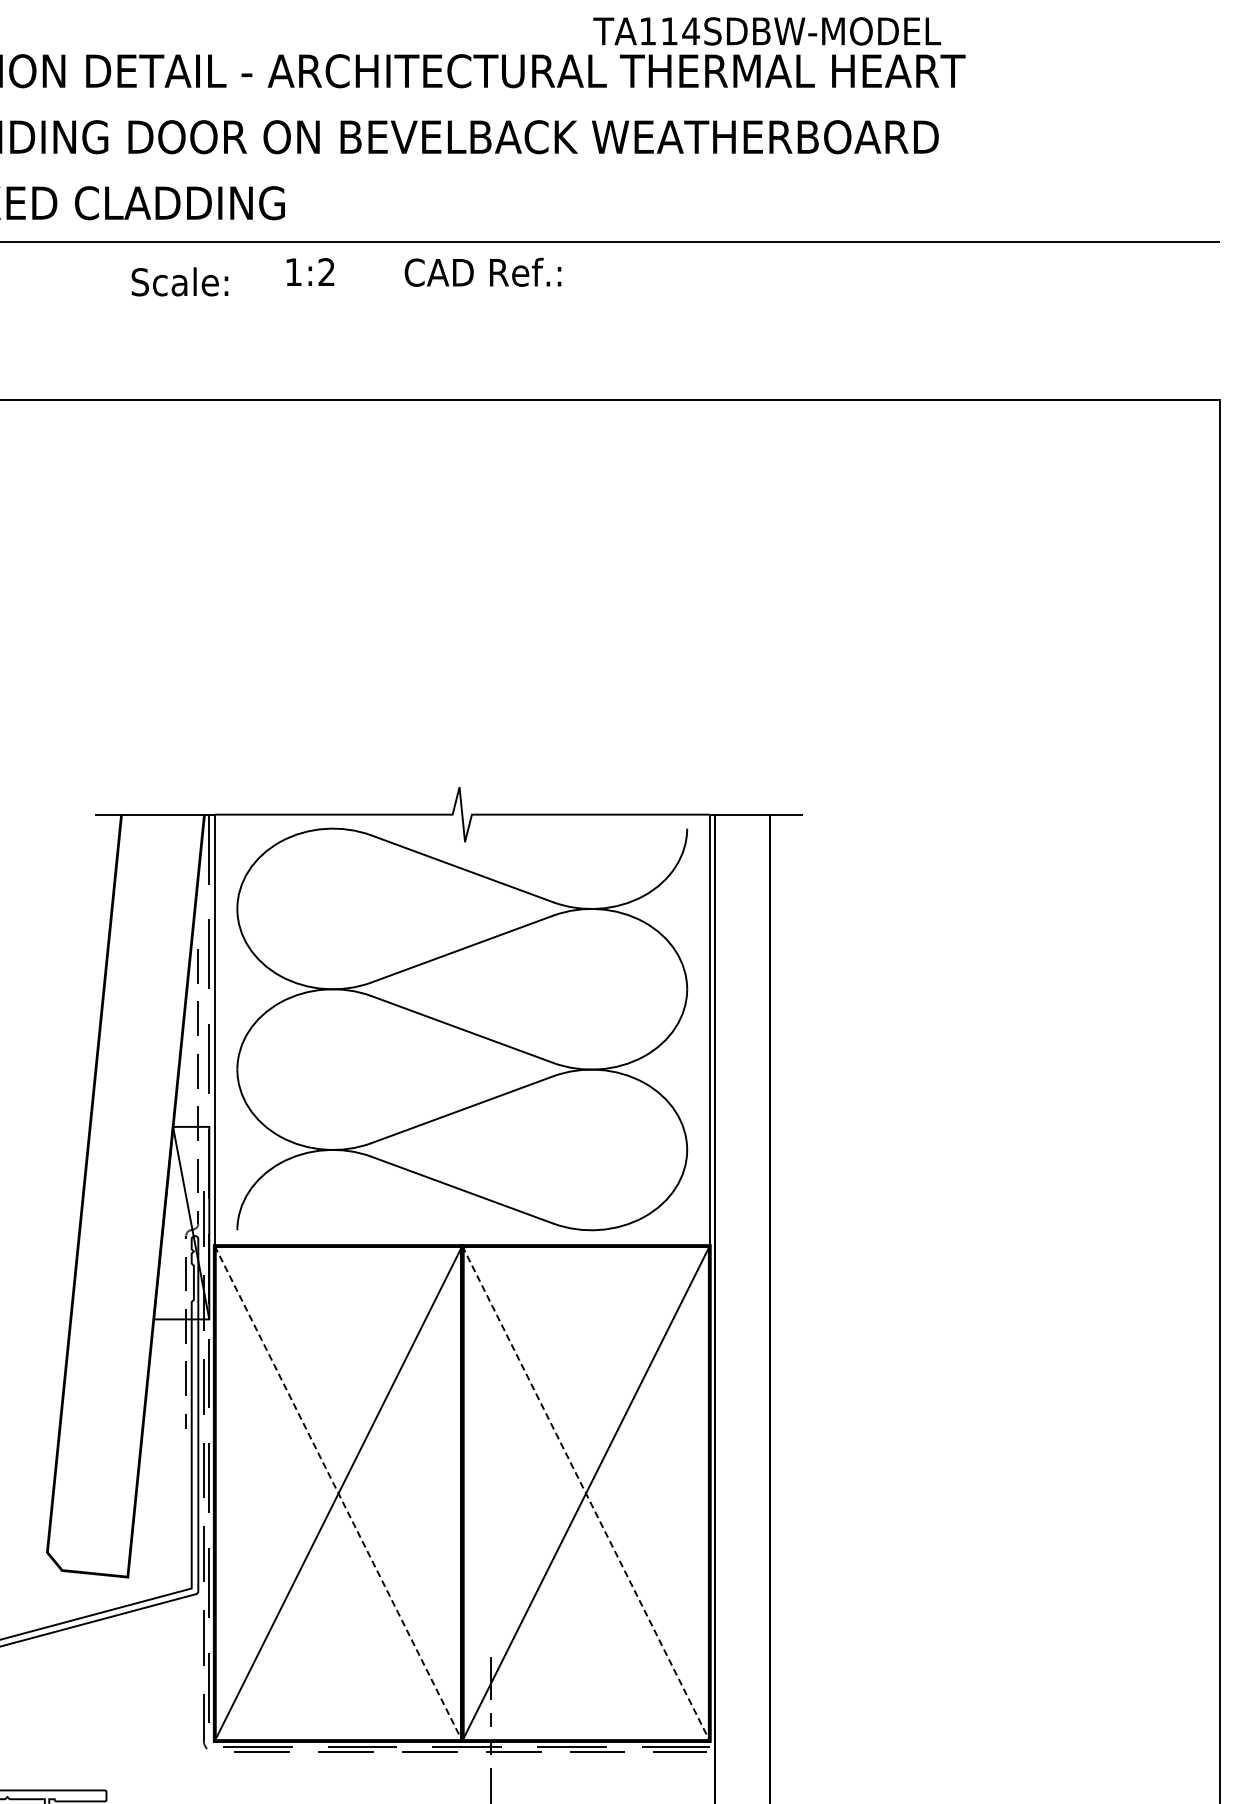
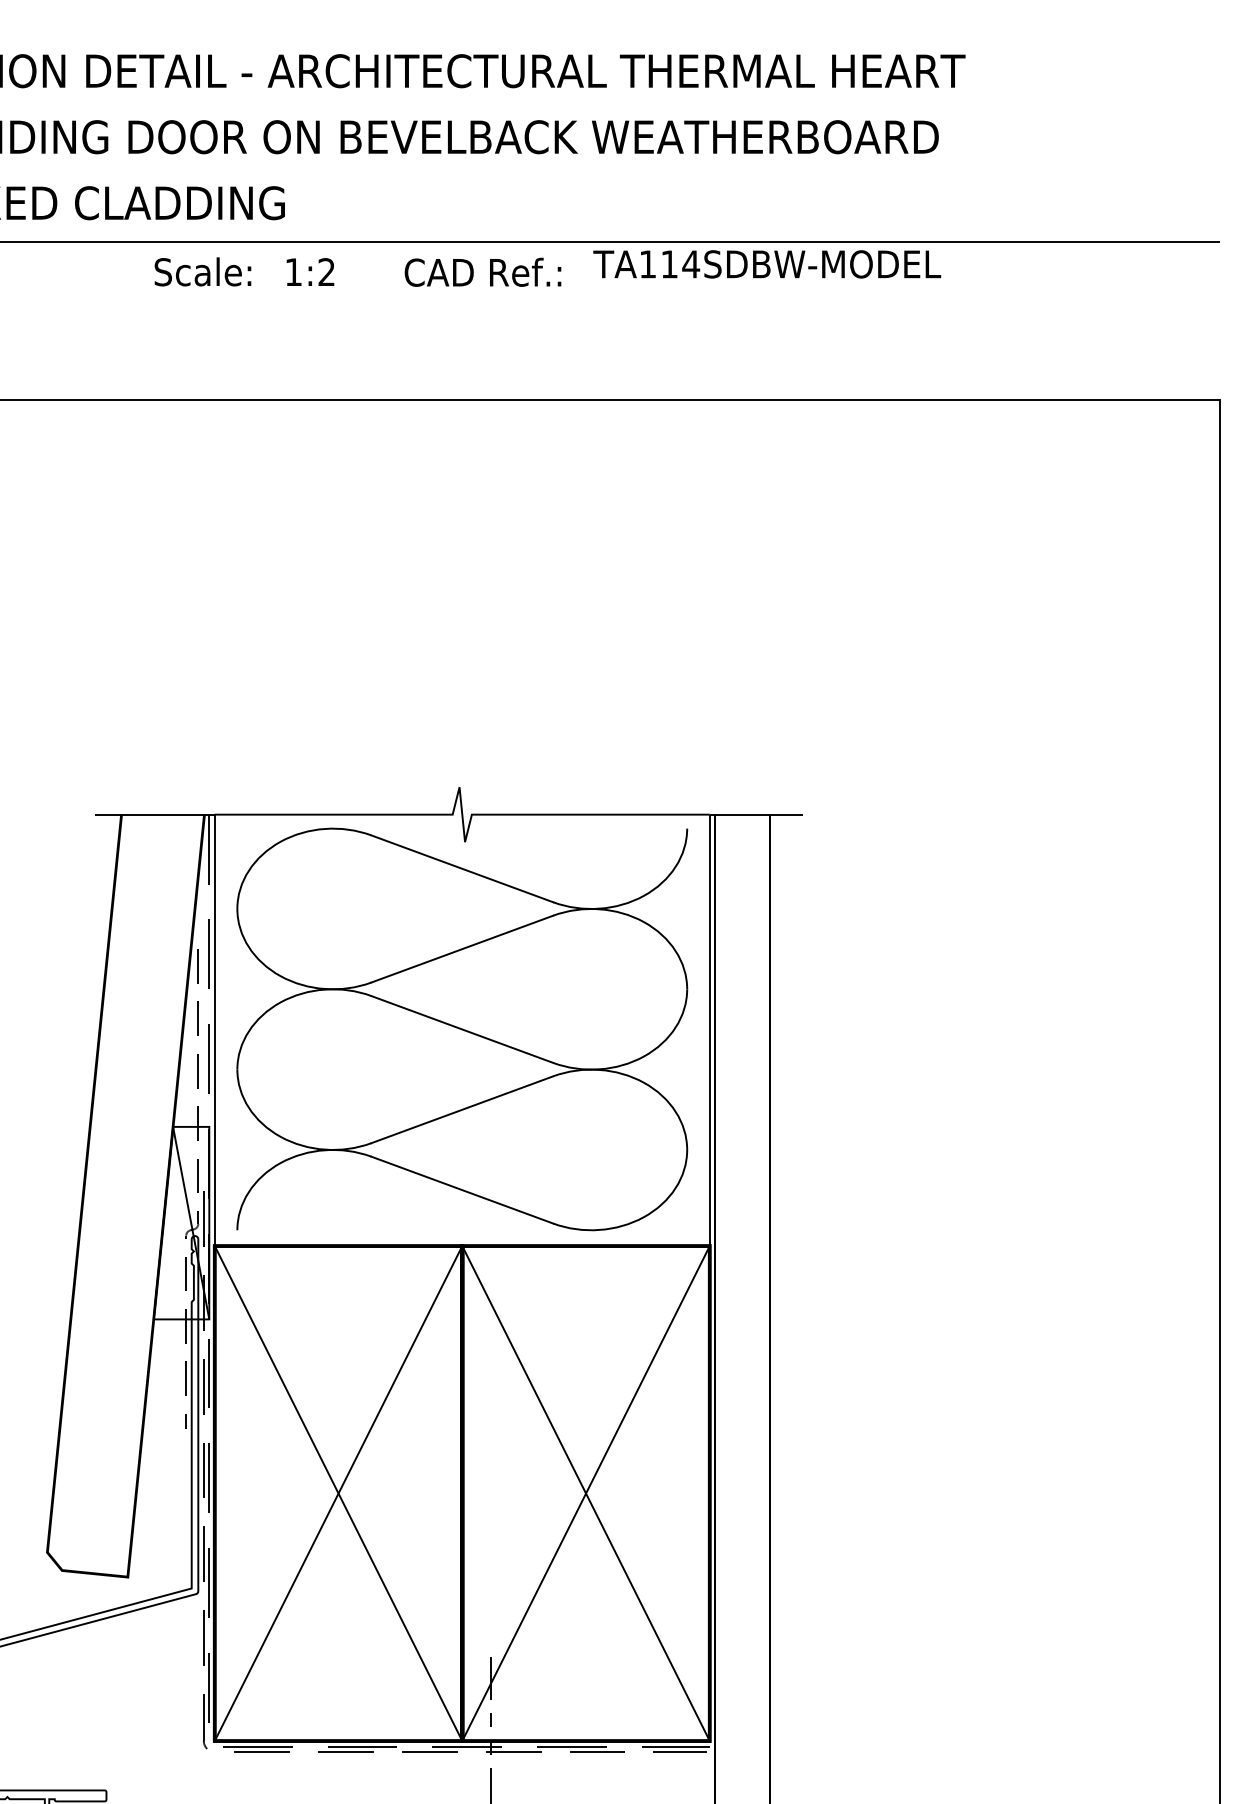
text position: (767, 31) -> (767, 264) (767, 264)
text position: (179, 281) -> (202, 271) (202, 271)
line: dashed -> solid (338, 1493)
line: dashed -> solid (586, 1493)
